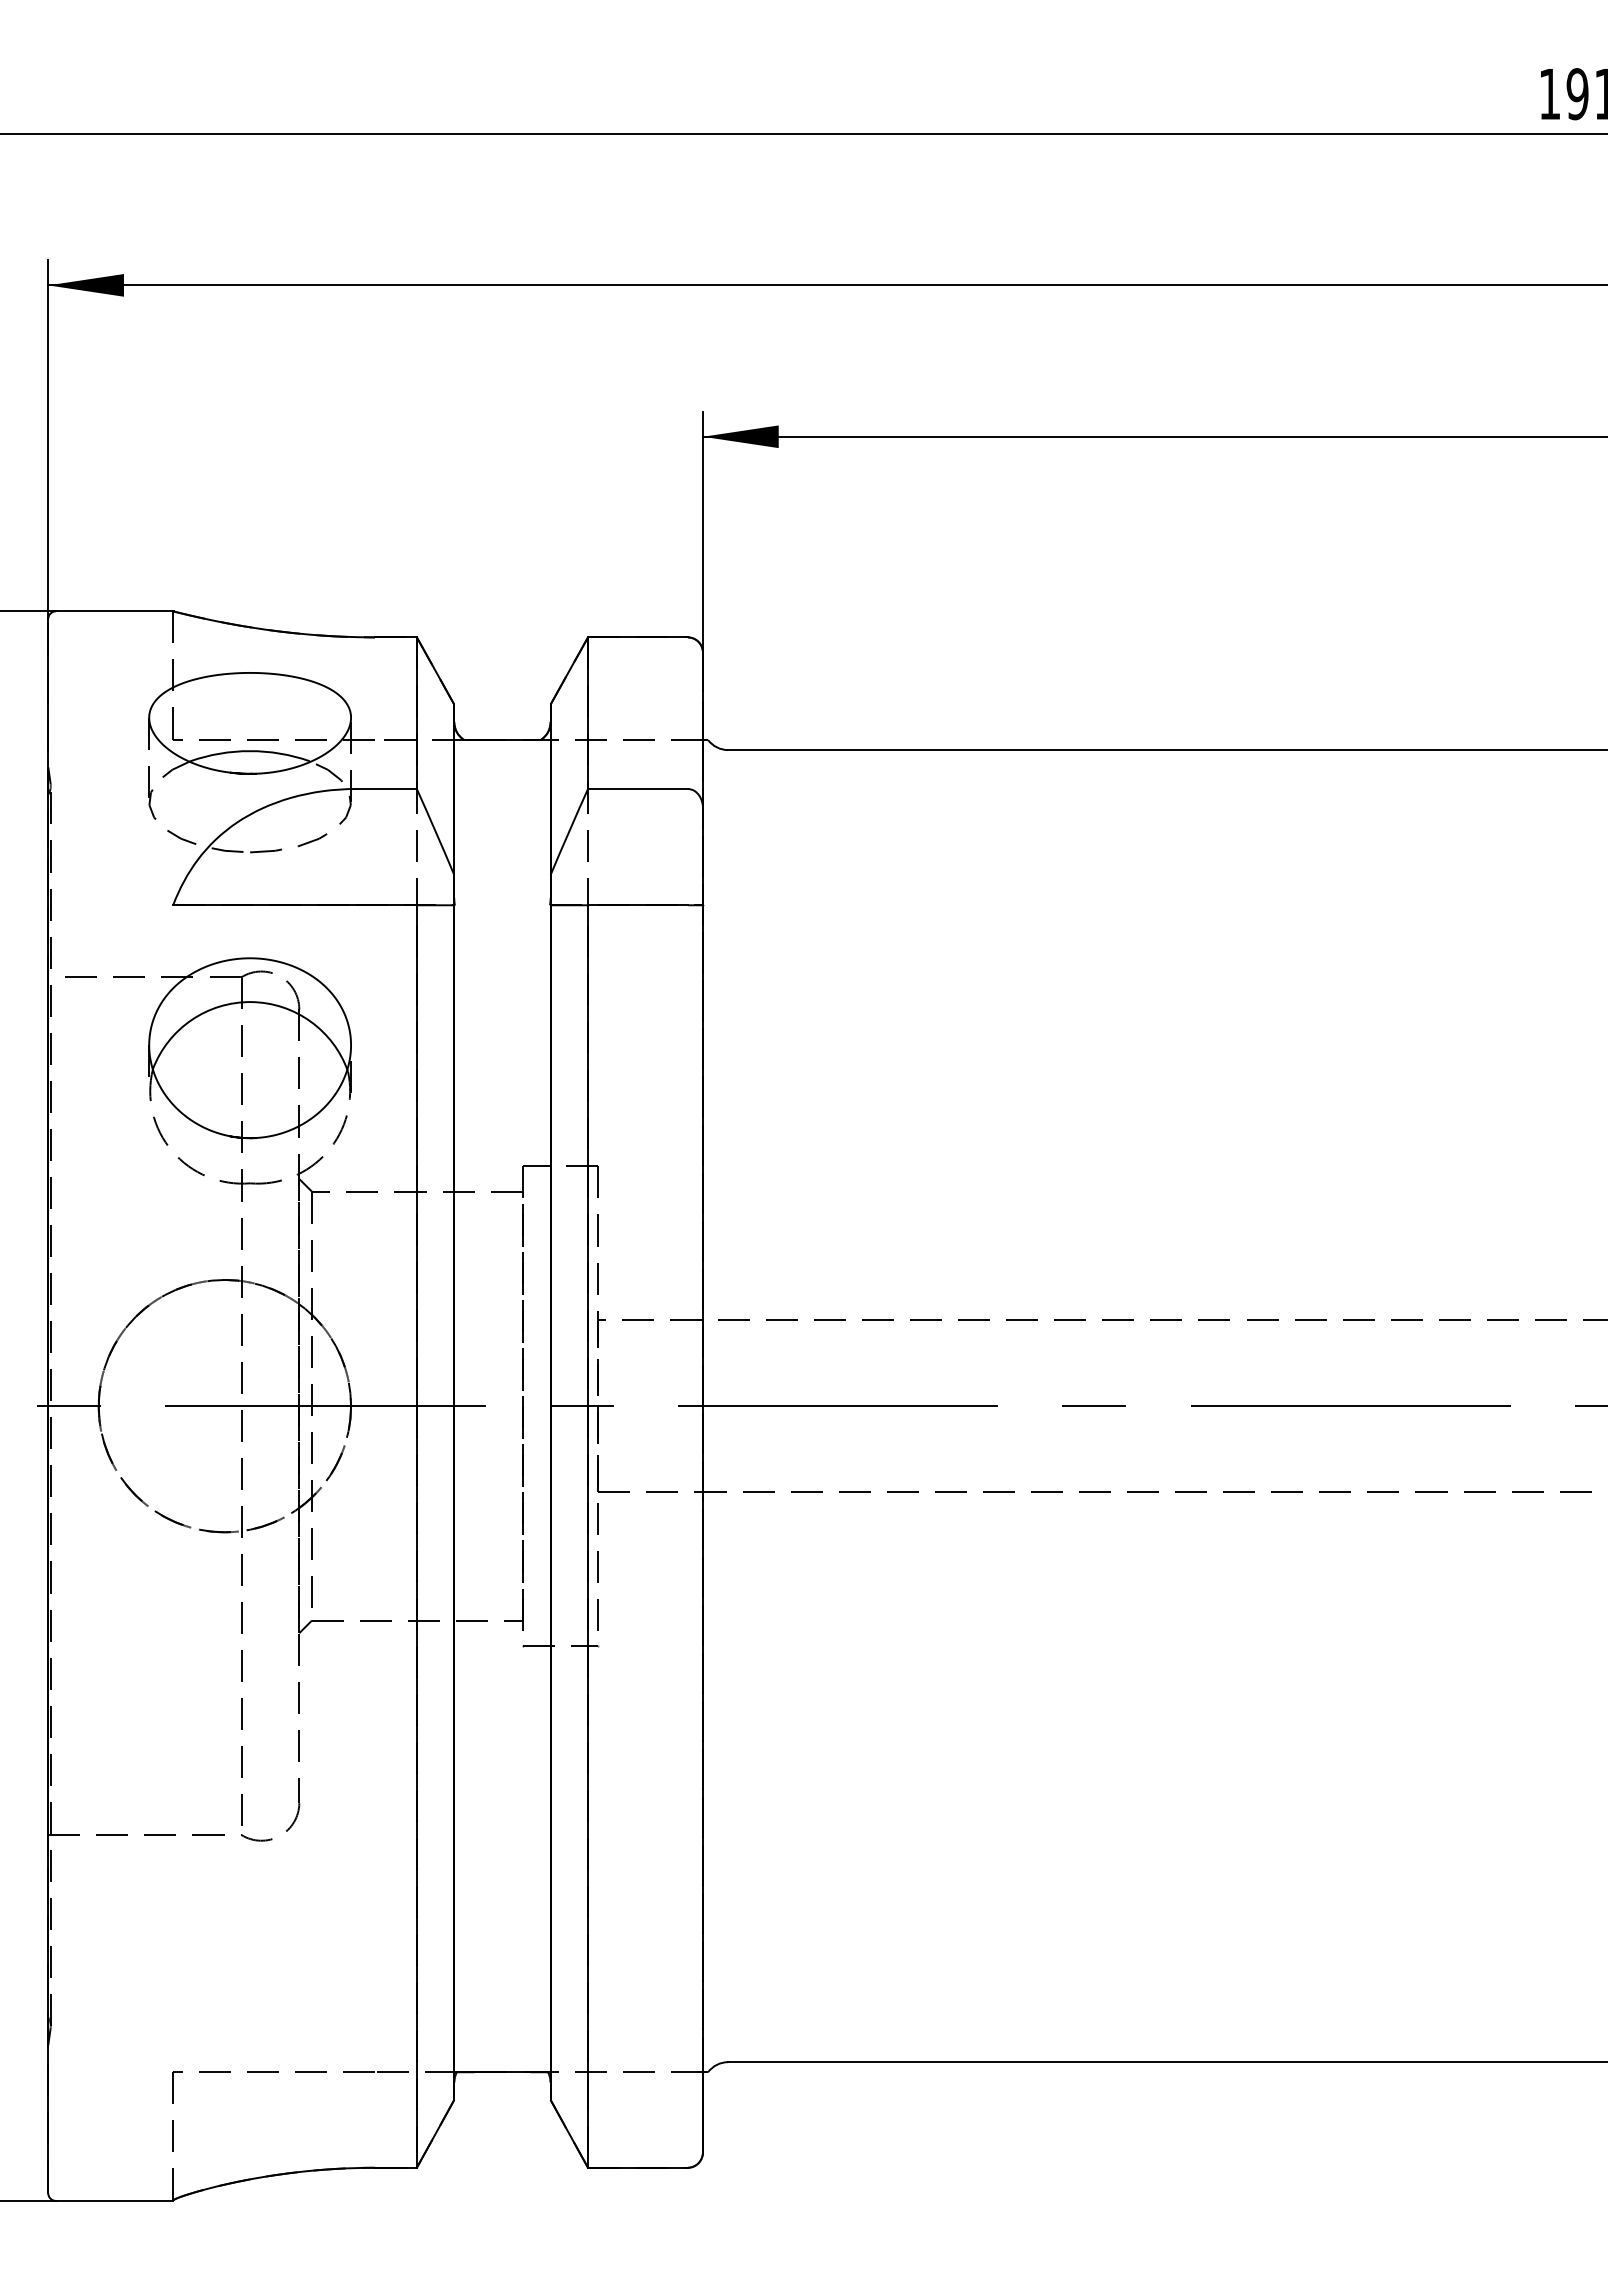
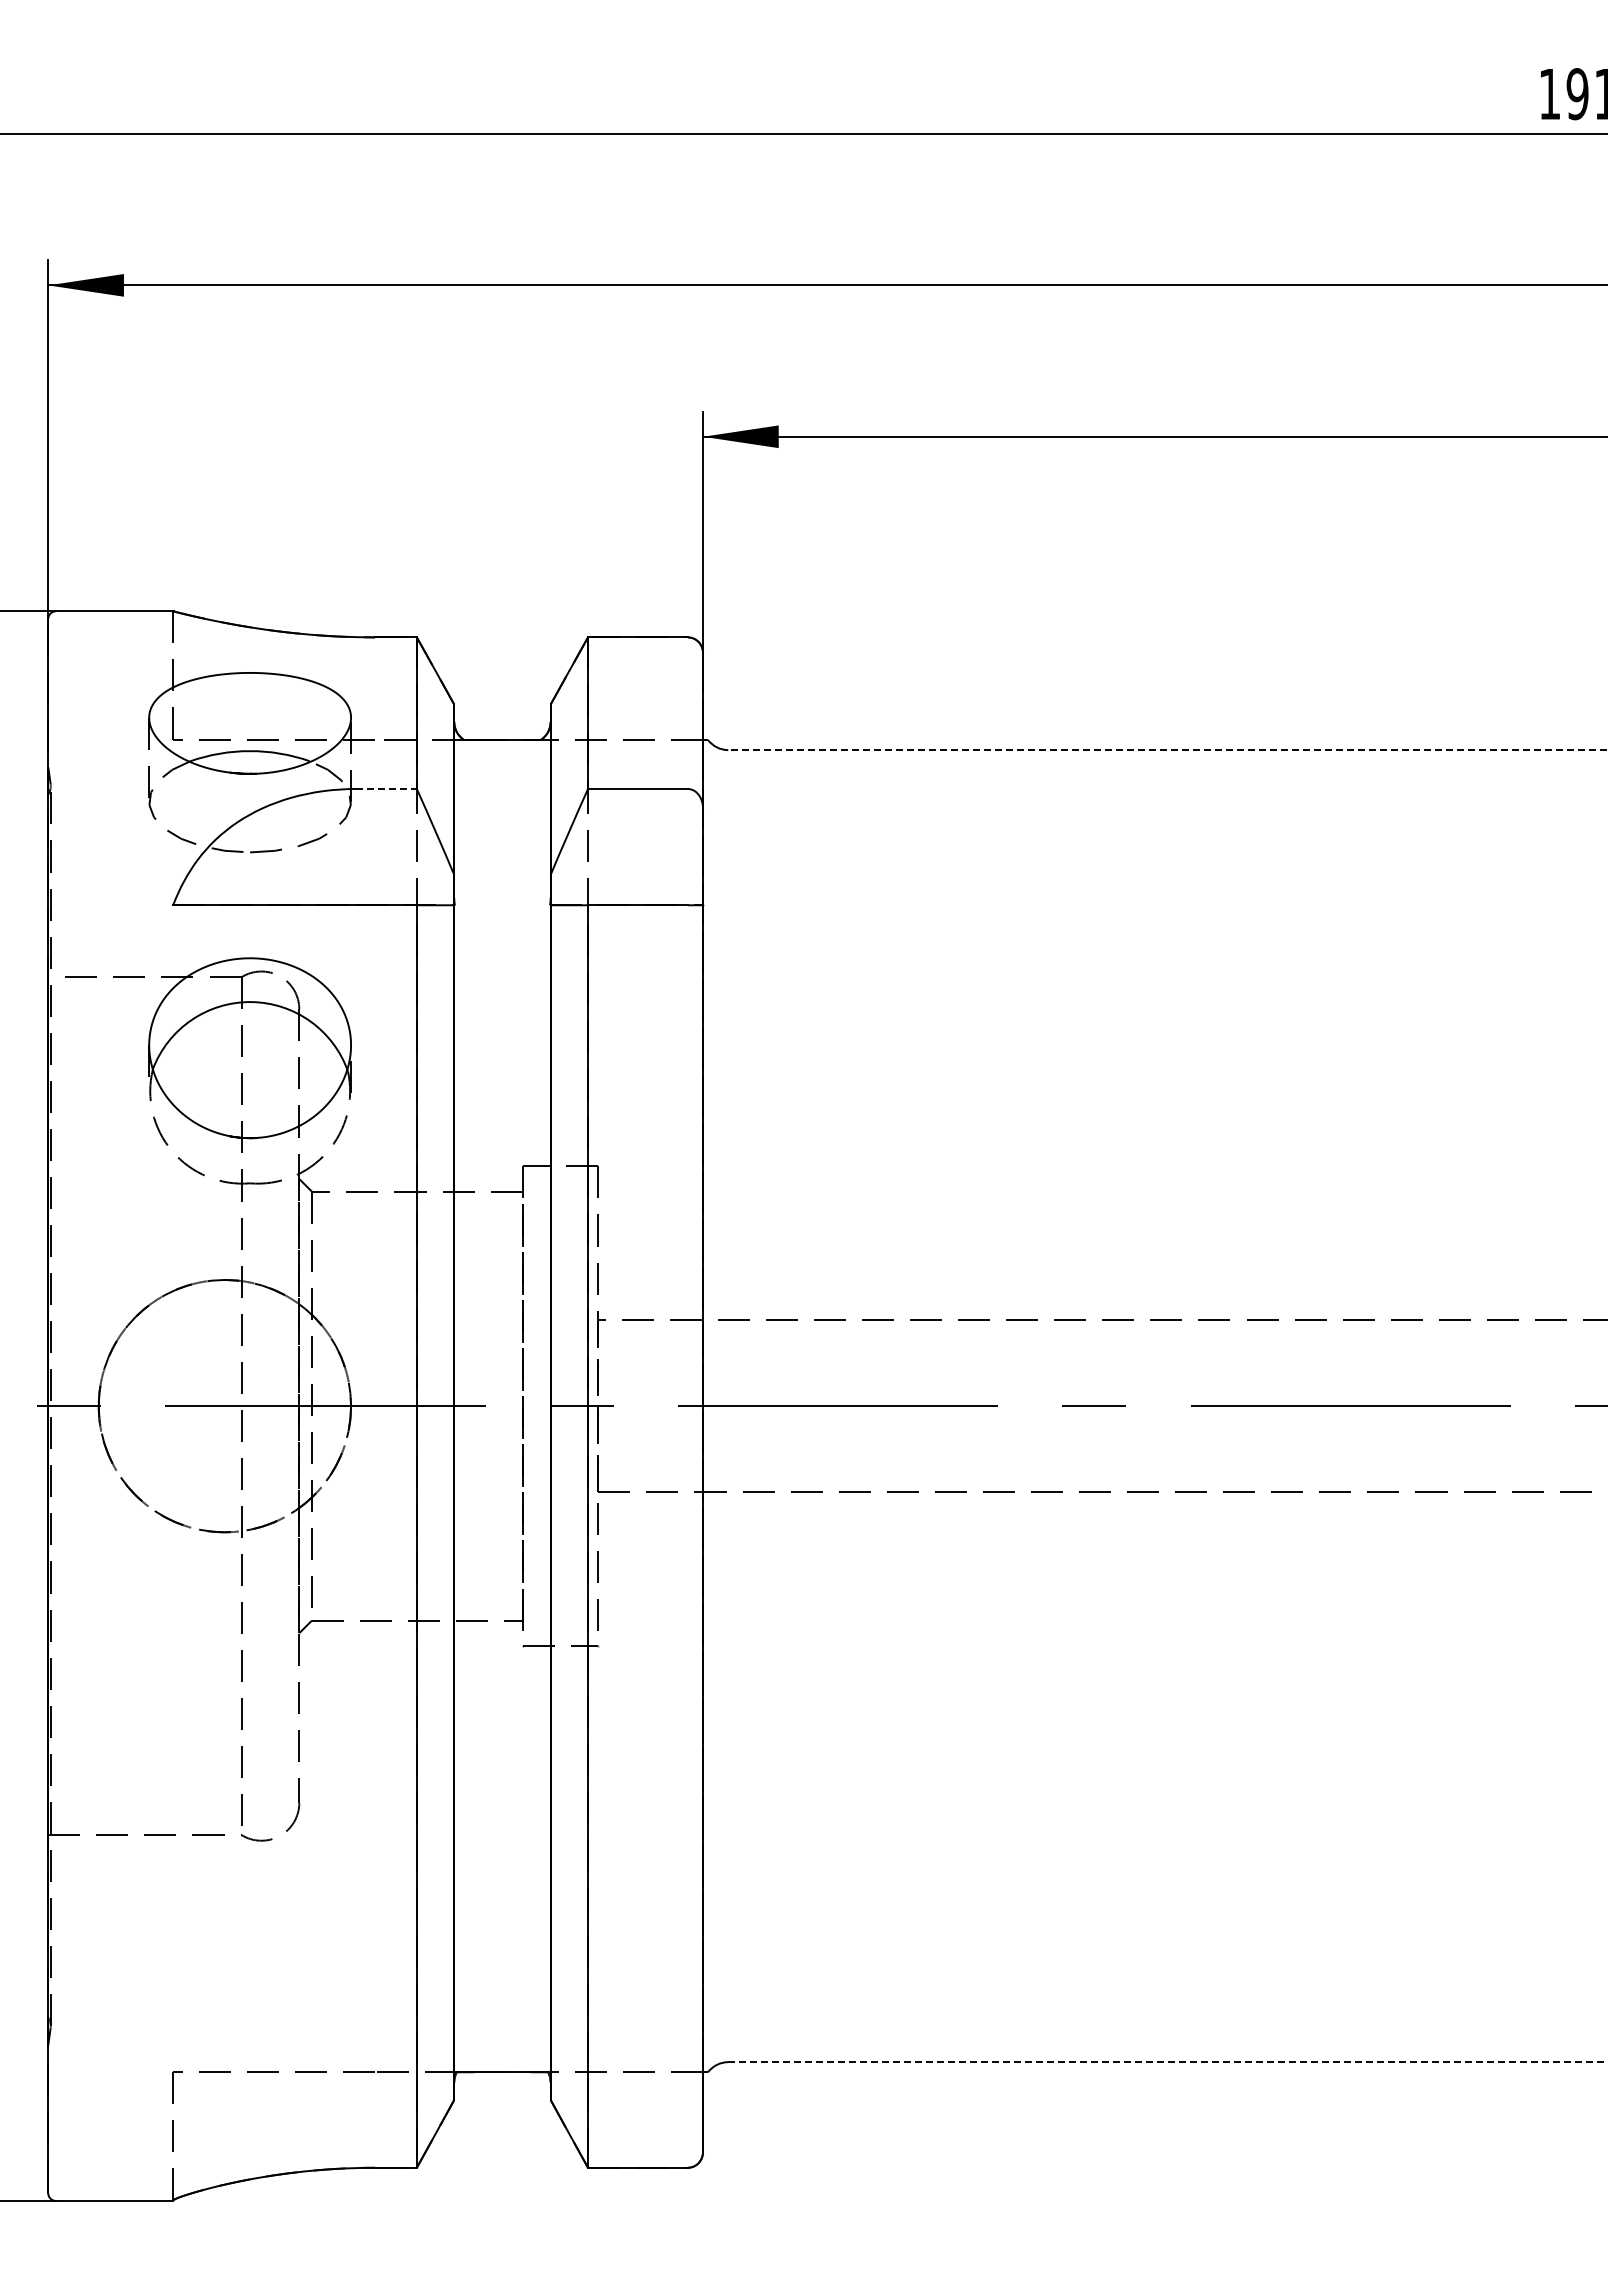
line: solid -> dashed (1167, 750)
line: solid -> dashed (386, 789)
line: solid -> dashed (1167, 2062)
